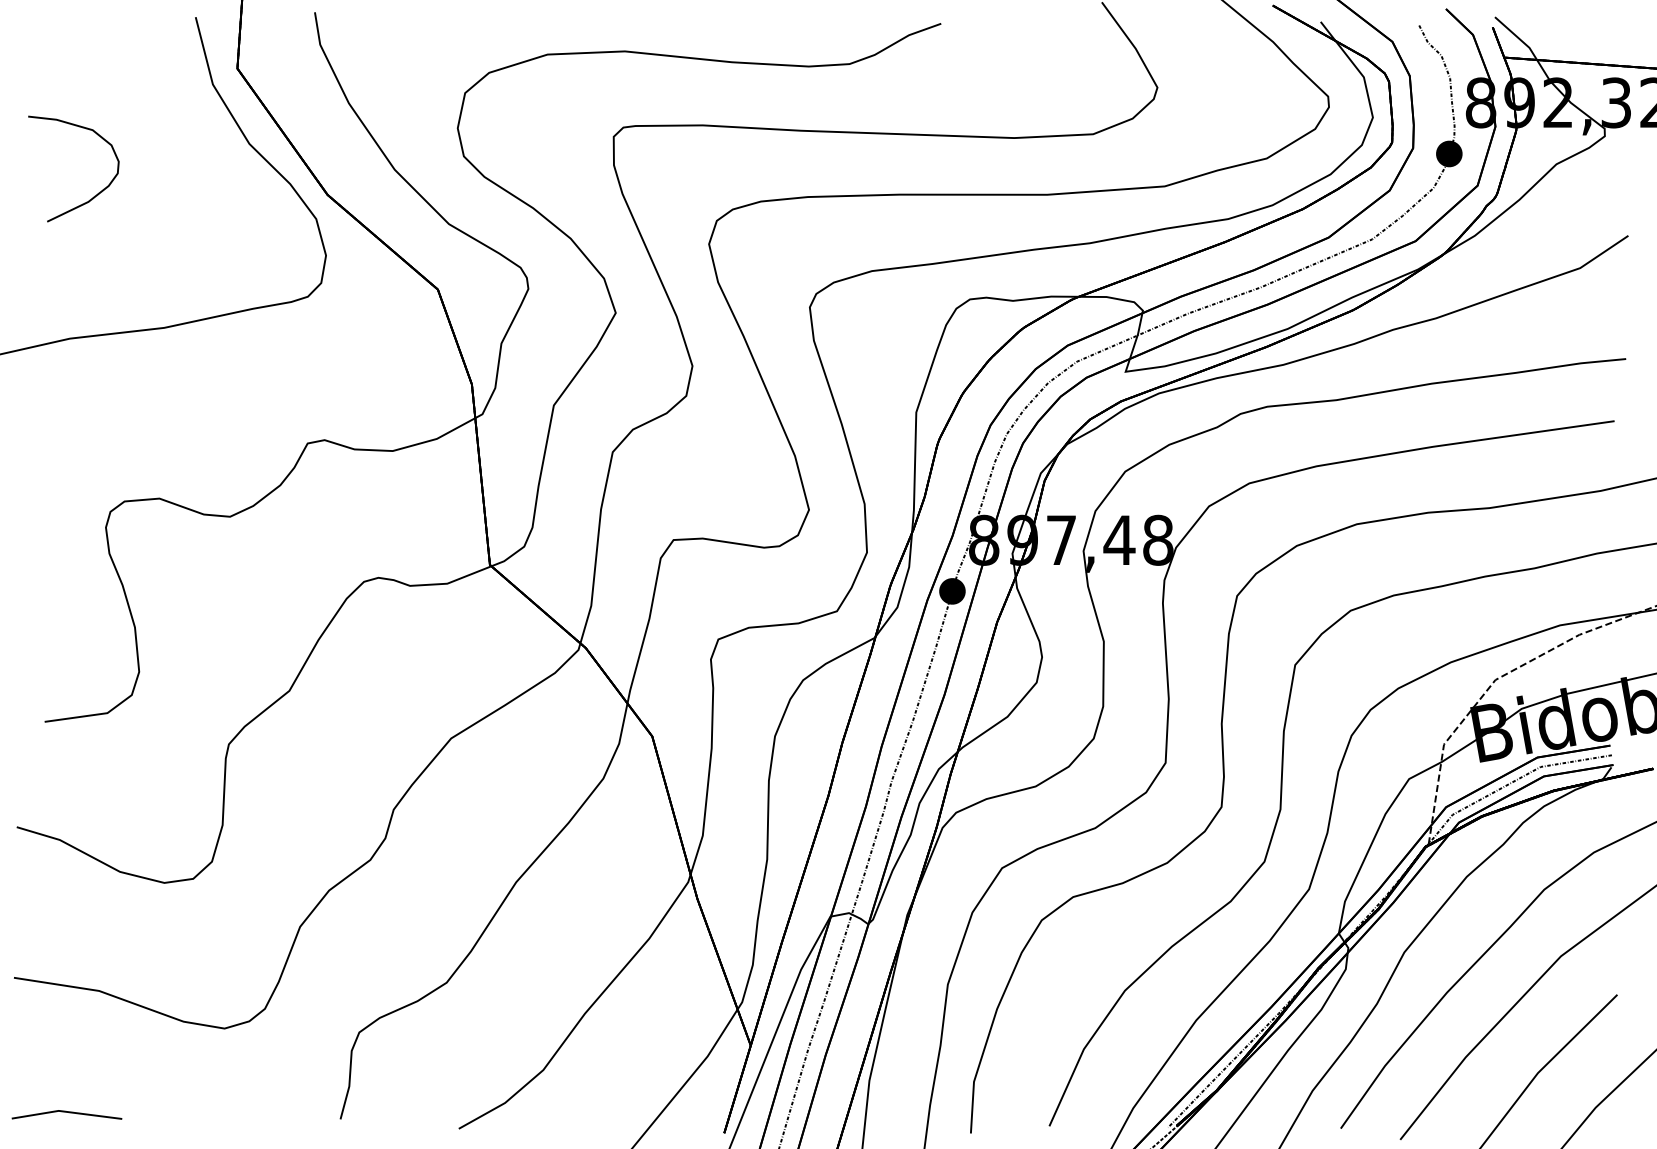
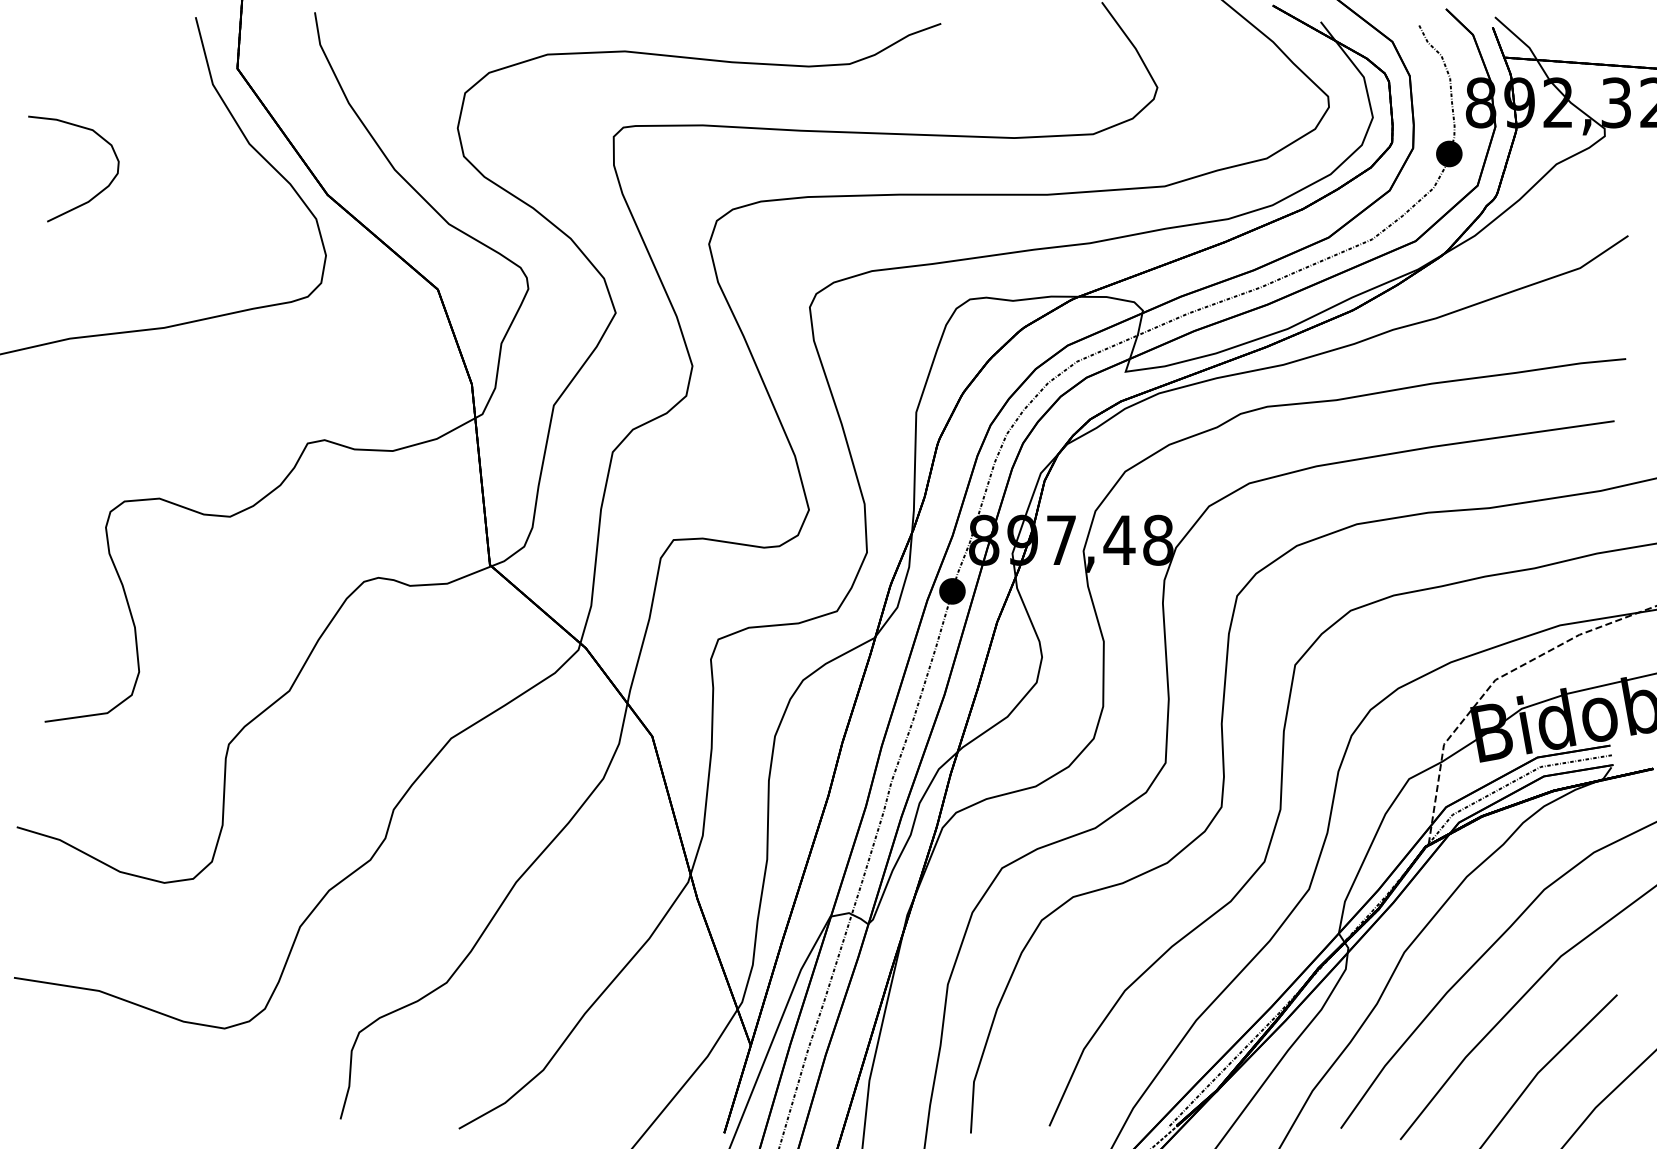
line: present -> none (66, 1112)
